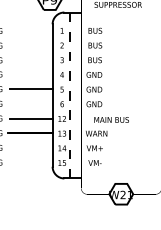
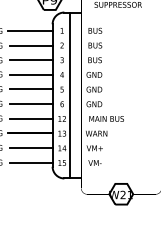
line: none -> present (30, 31)
line: none -> present (30, 45)
line: none -> present (30, 60)
line: none -> present (30, 74)
line: dashed -> solid (69, 95)
line: none -> present (30, 103)
text position: (111, 119) -> (106, 118) (106, 118)
line: none -> present (30, 147)
line: none -> present (30, 162)
